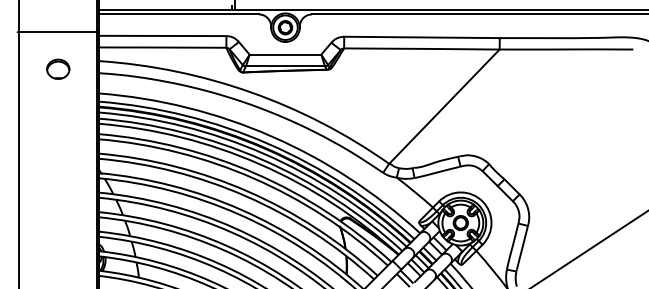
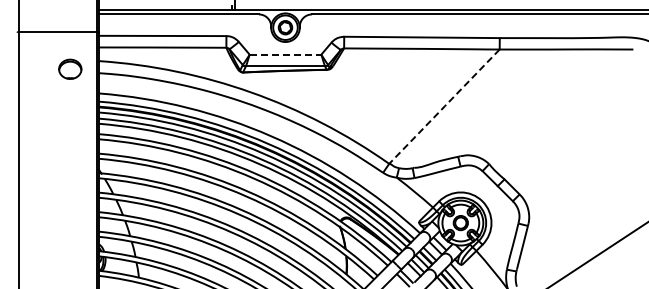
line: solid -> dashed (285, 54)
part position: (58, 68) -> (70, 68) (70, 68)
line: solid -> dashed (444, 107)
line position: (589, 248) -> (598, 254) (598, 254)
